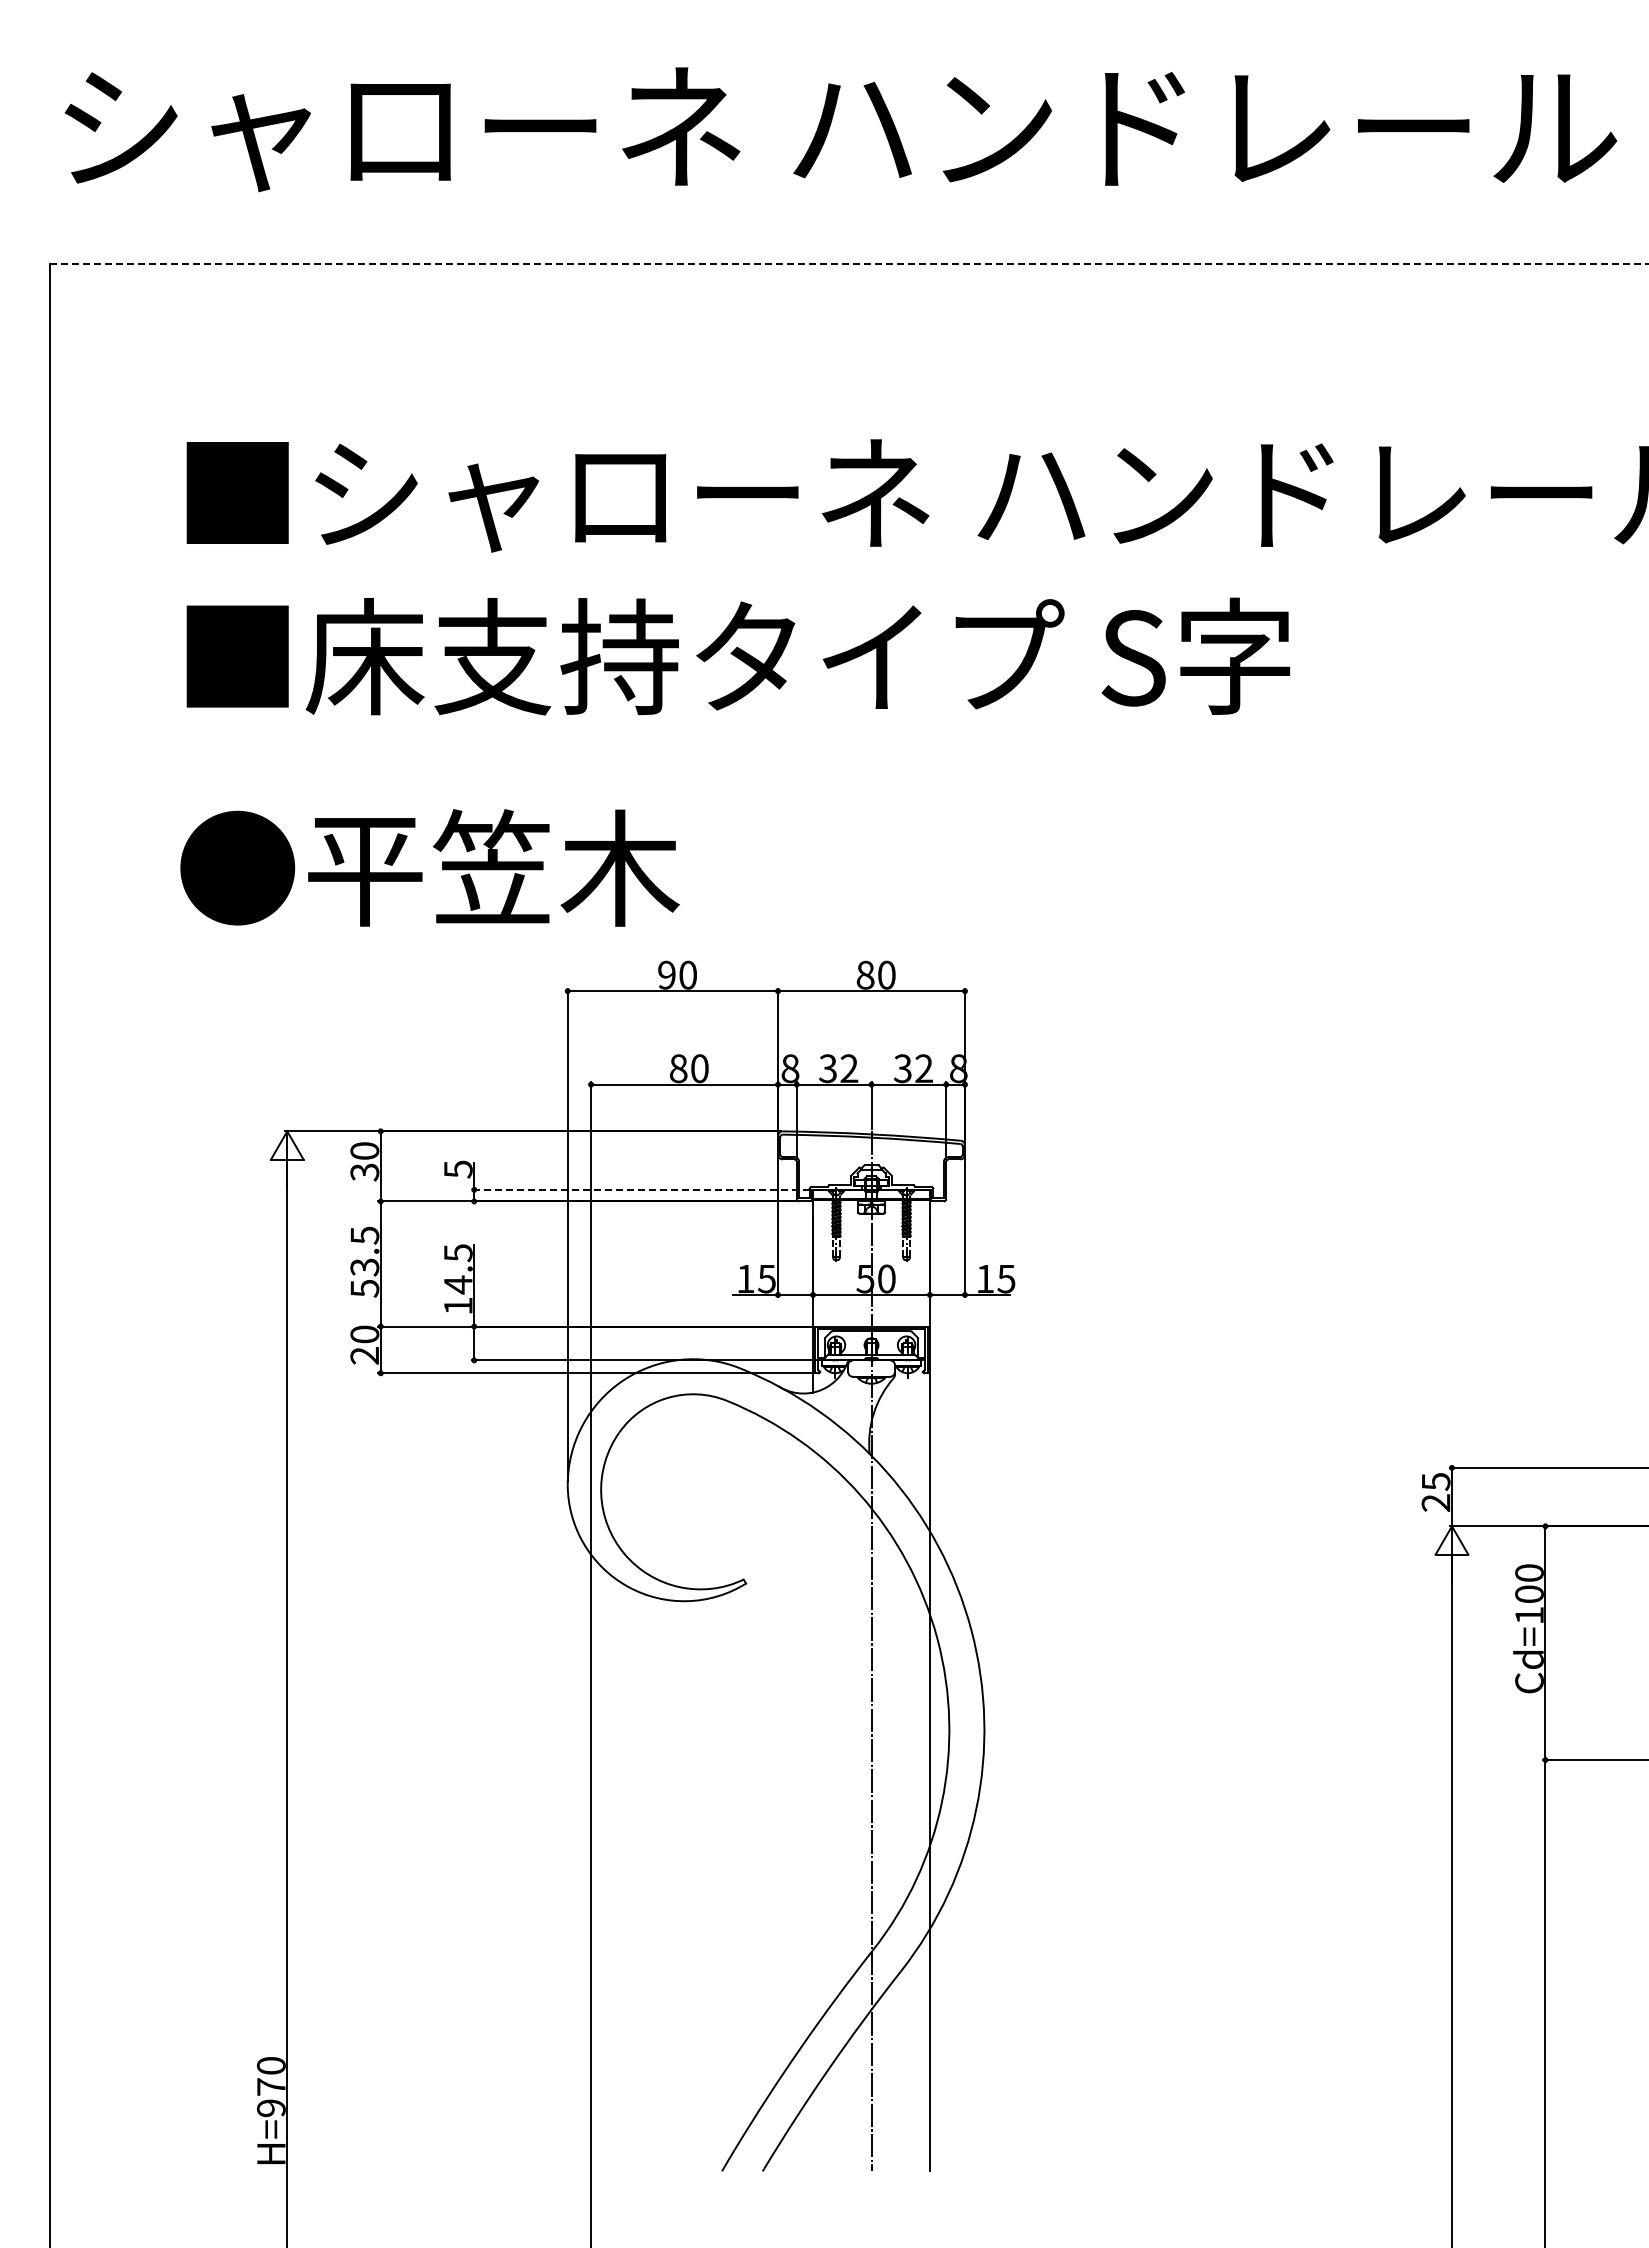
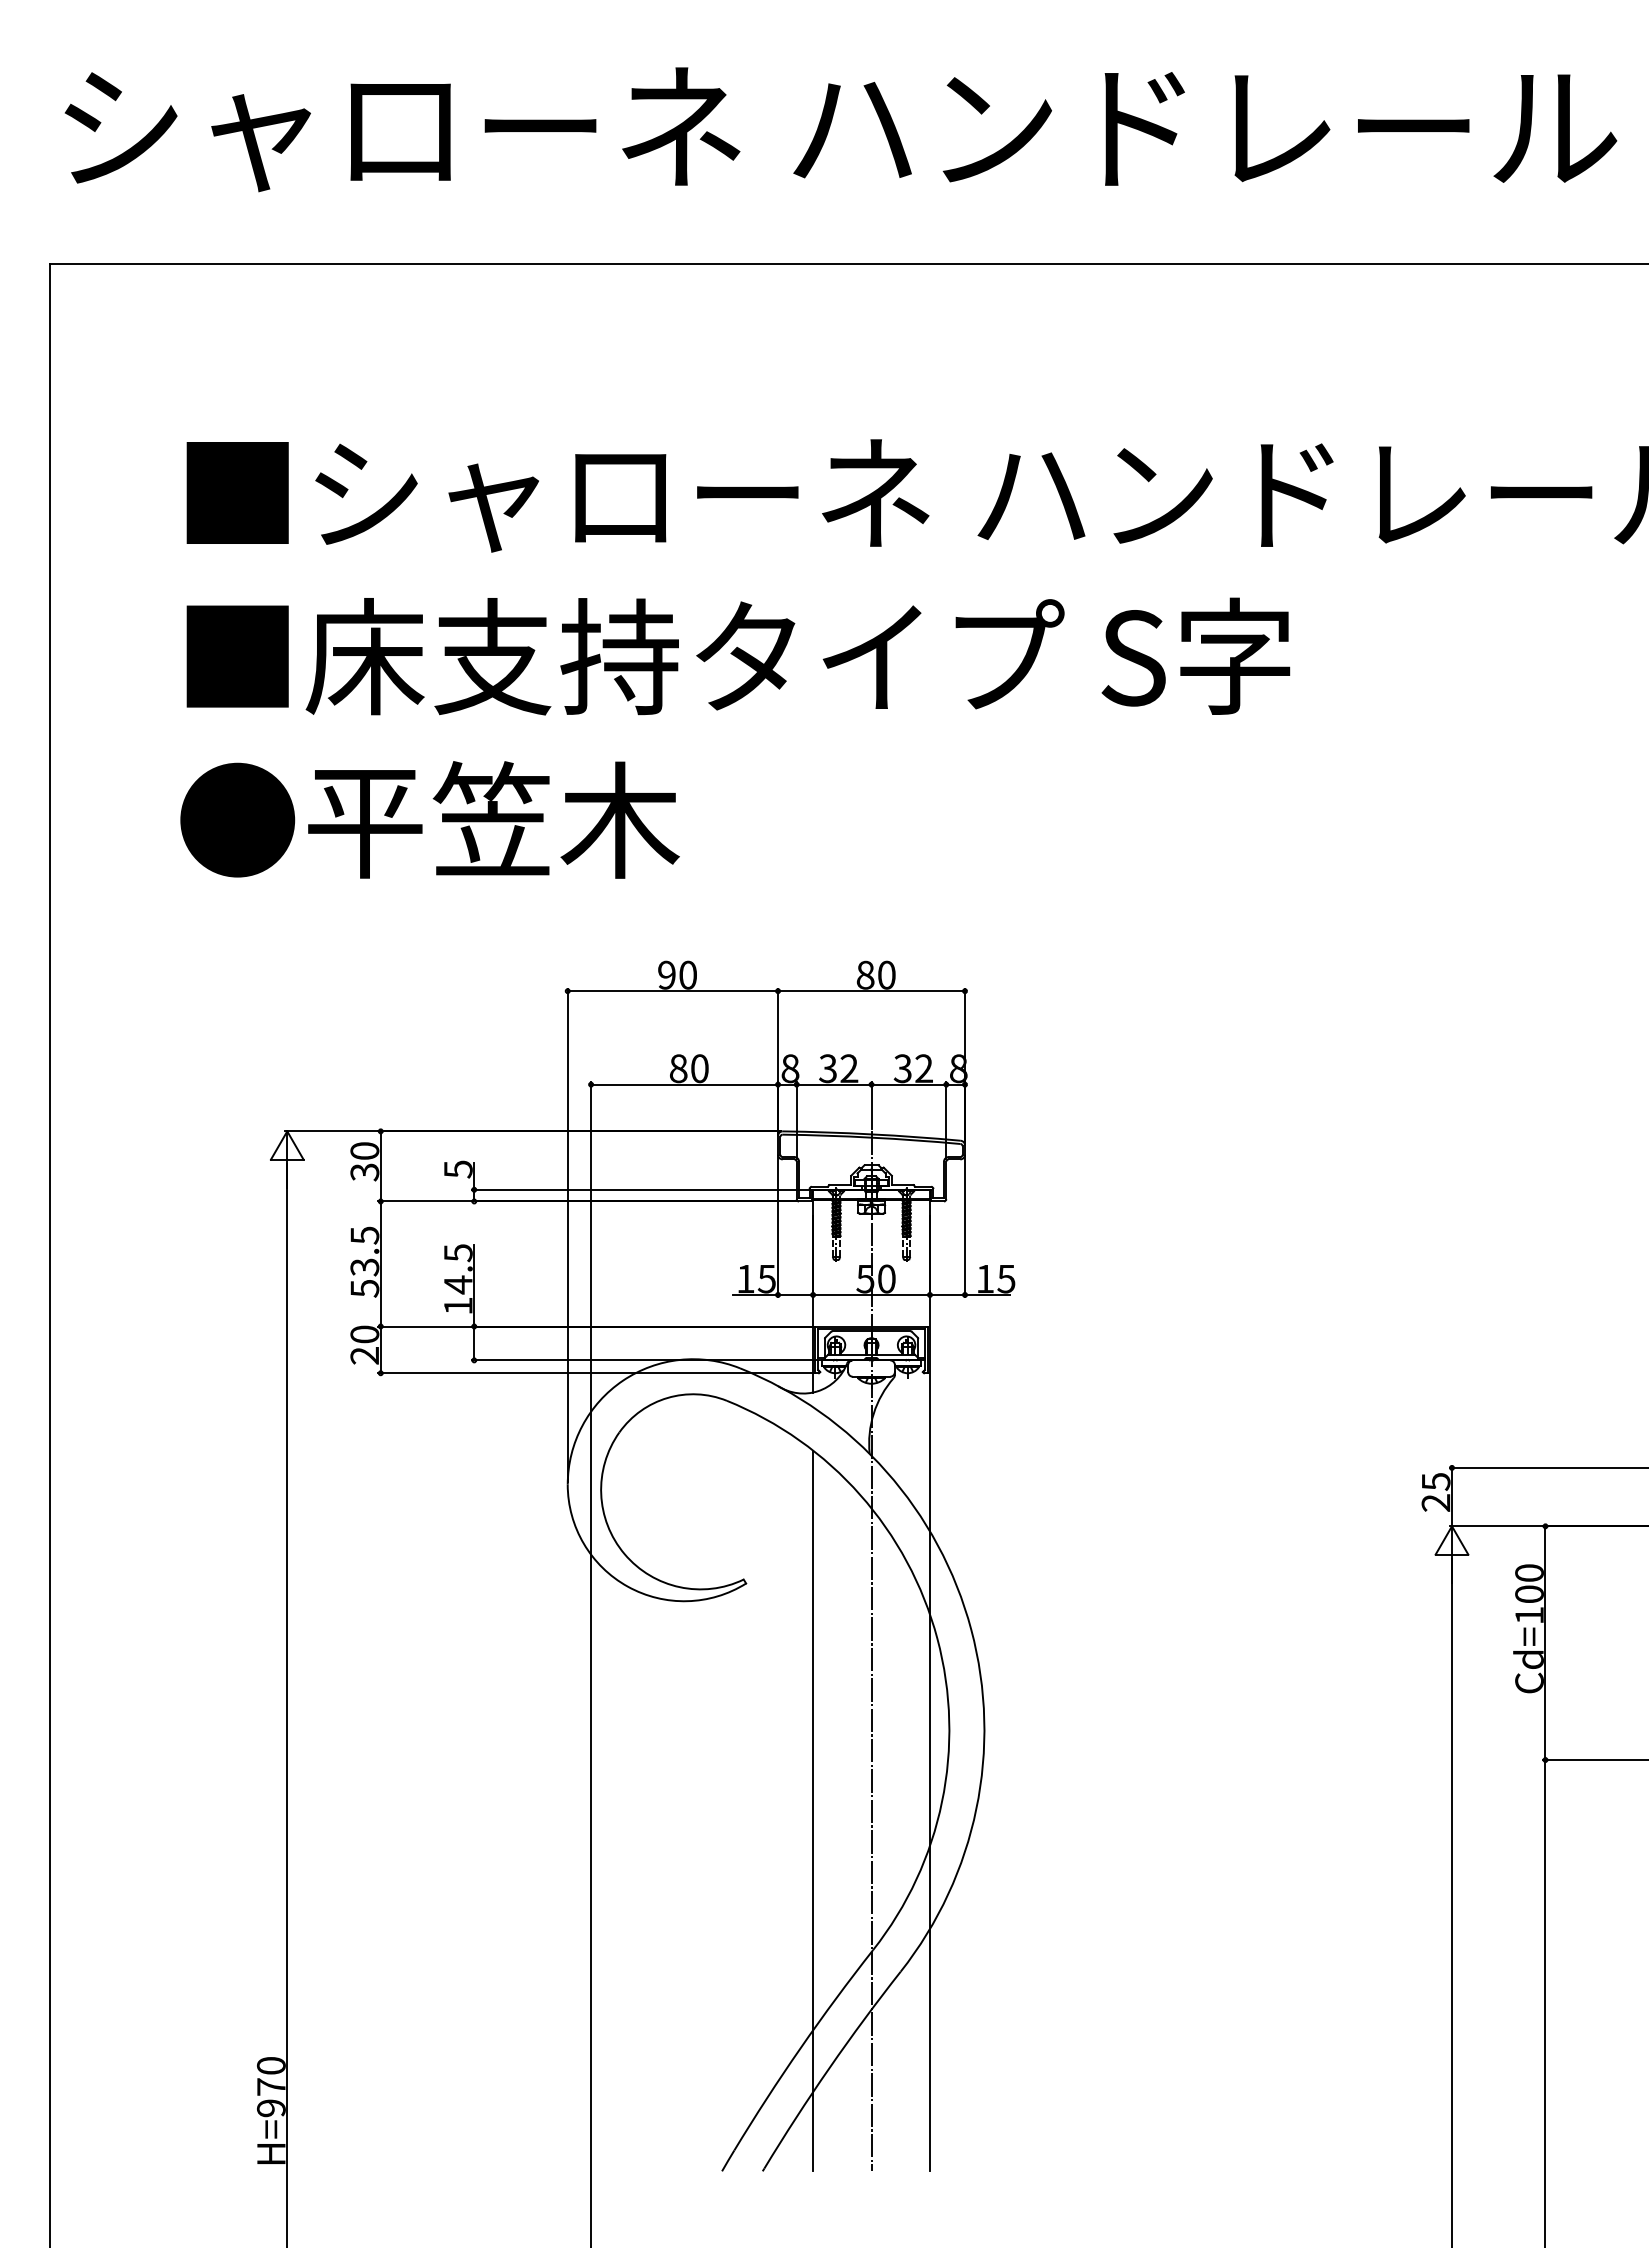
line: dashed -> solid (849, 263)
text position: (429, 867) -> (429, 819) (429, 819)
line: dashed -> solid (640, 1189)
line: none -> present (813, 1810)
